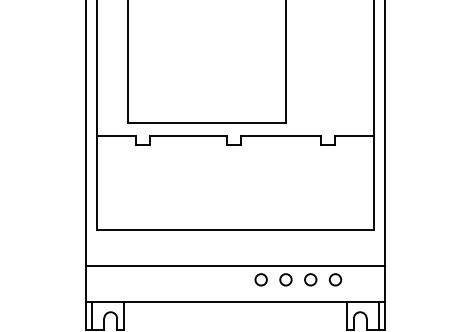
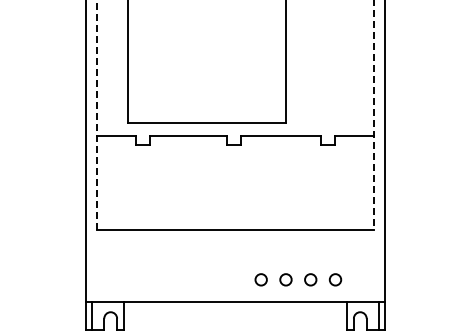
line: solid -> dashed (97, 115)
line: solid -> dashed (373, 115)
line: present -> none (235, 265)
